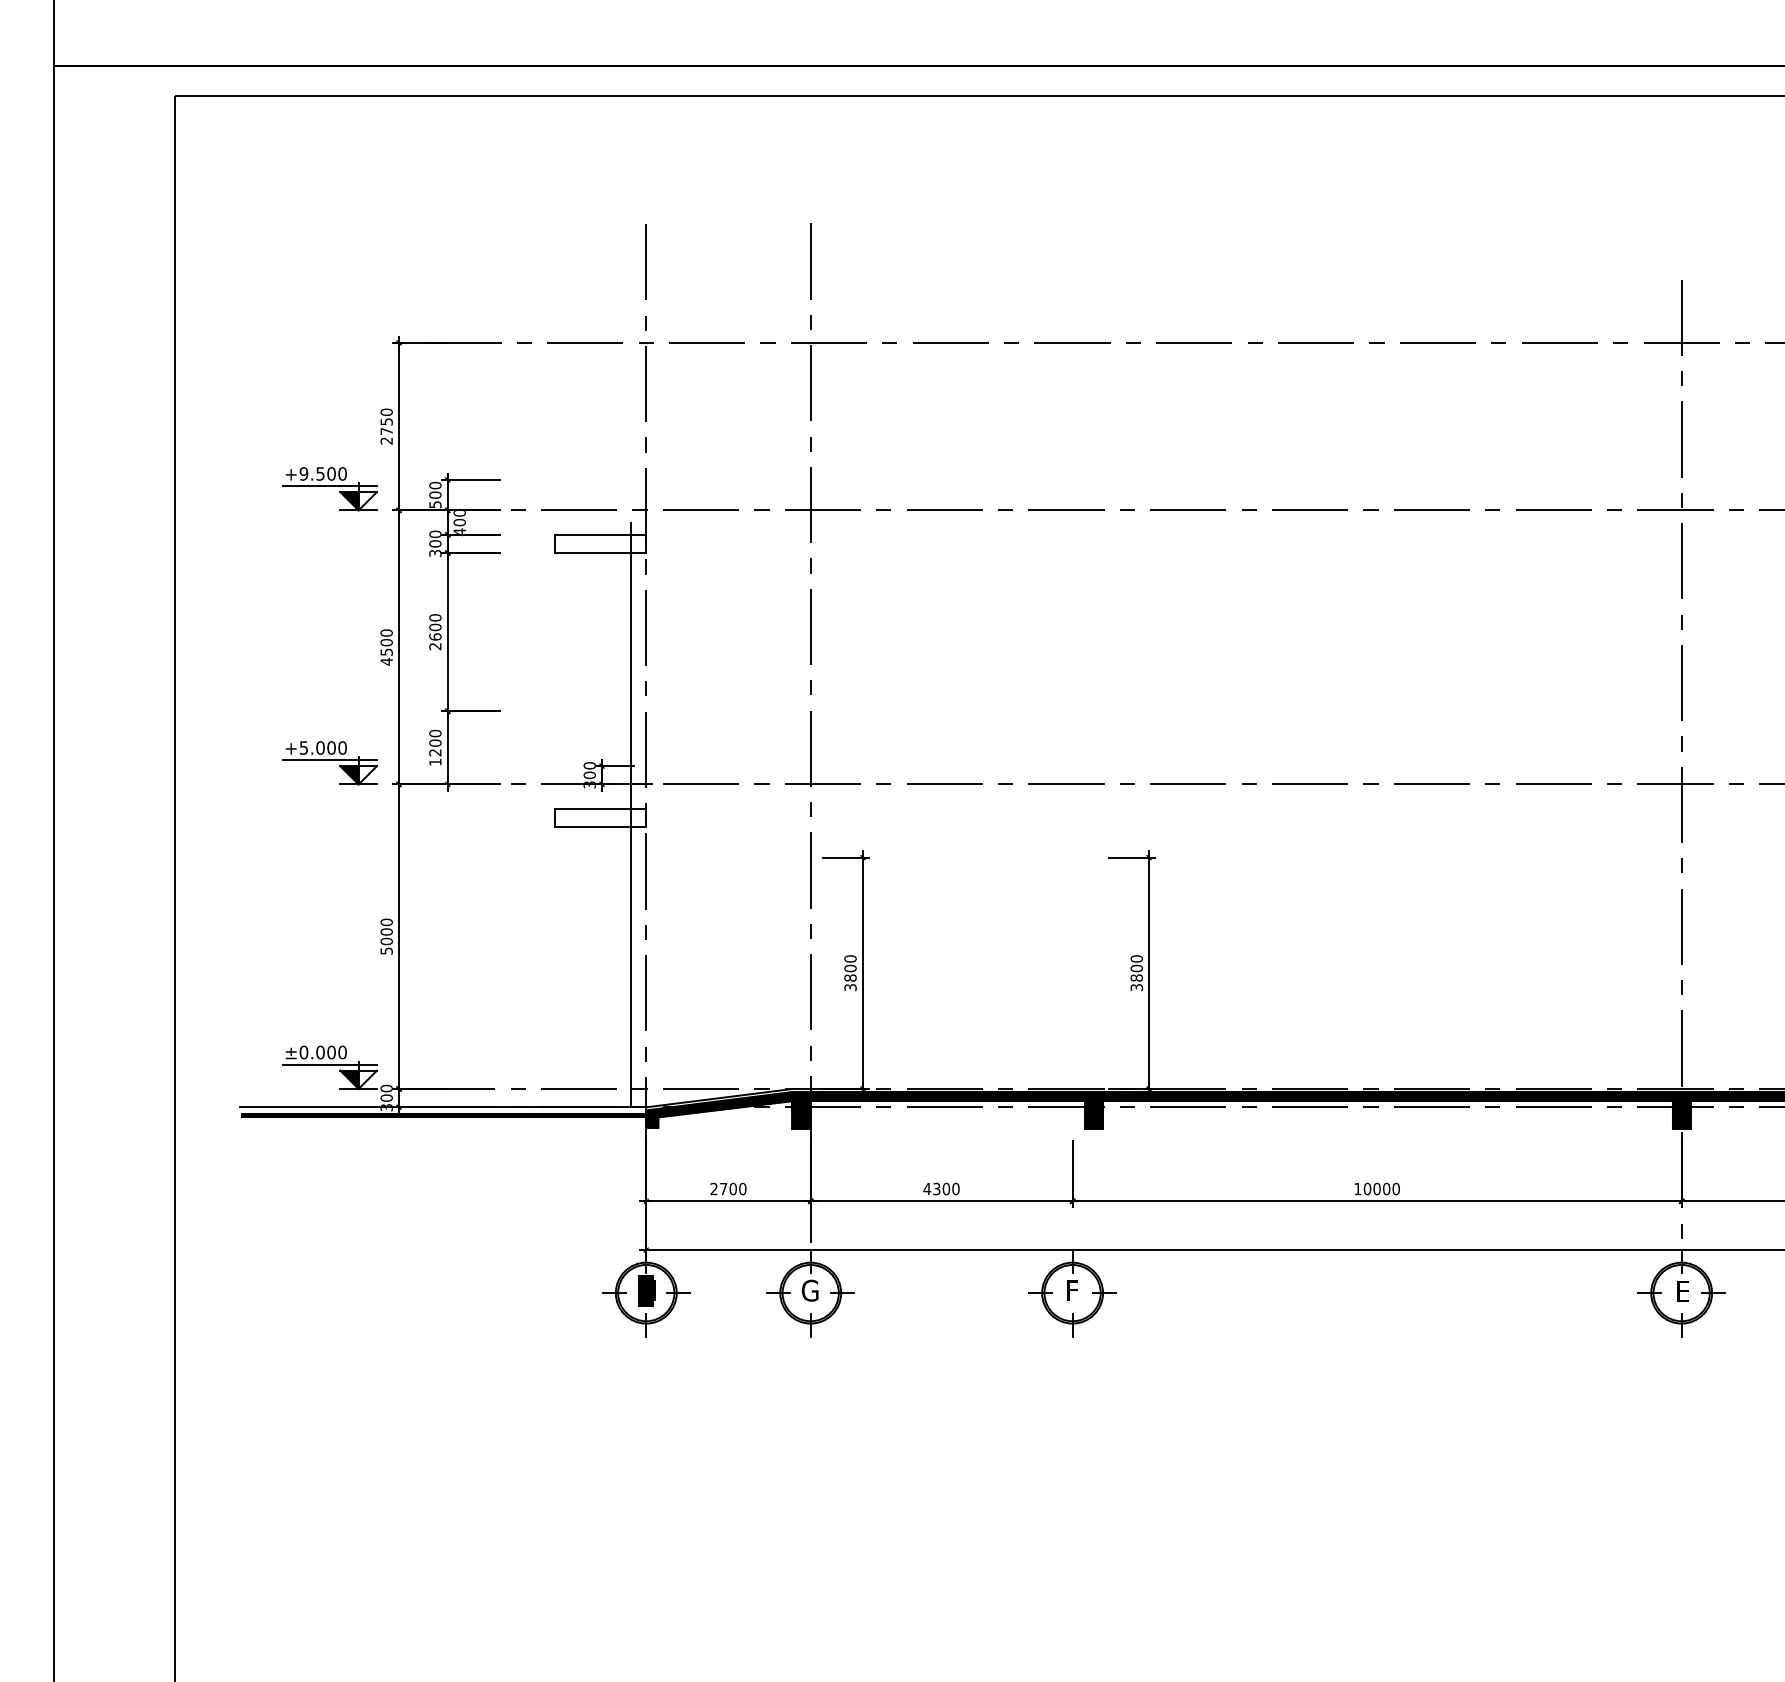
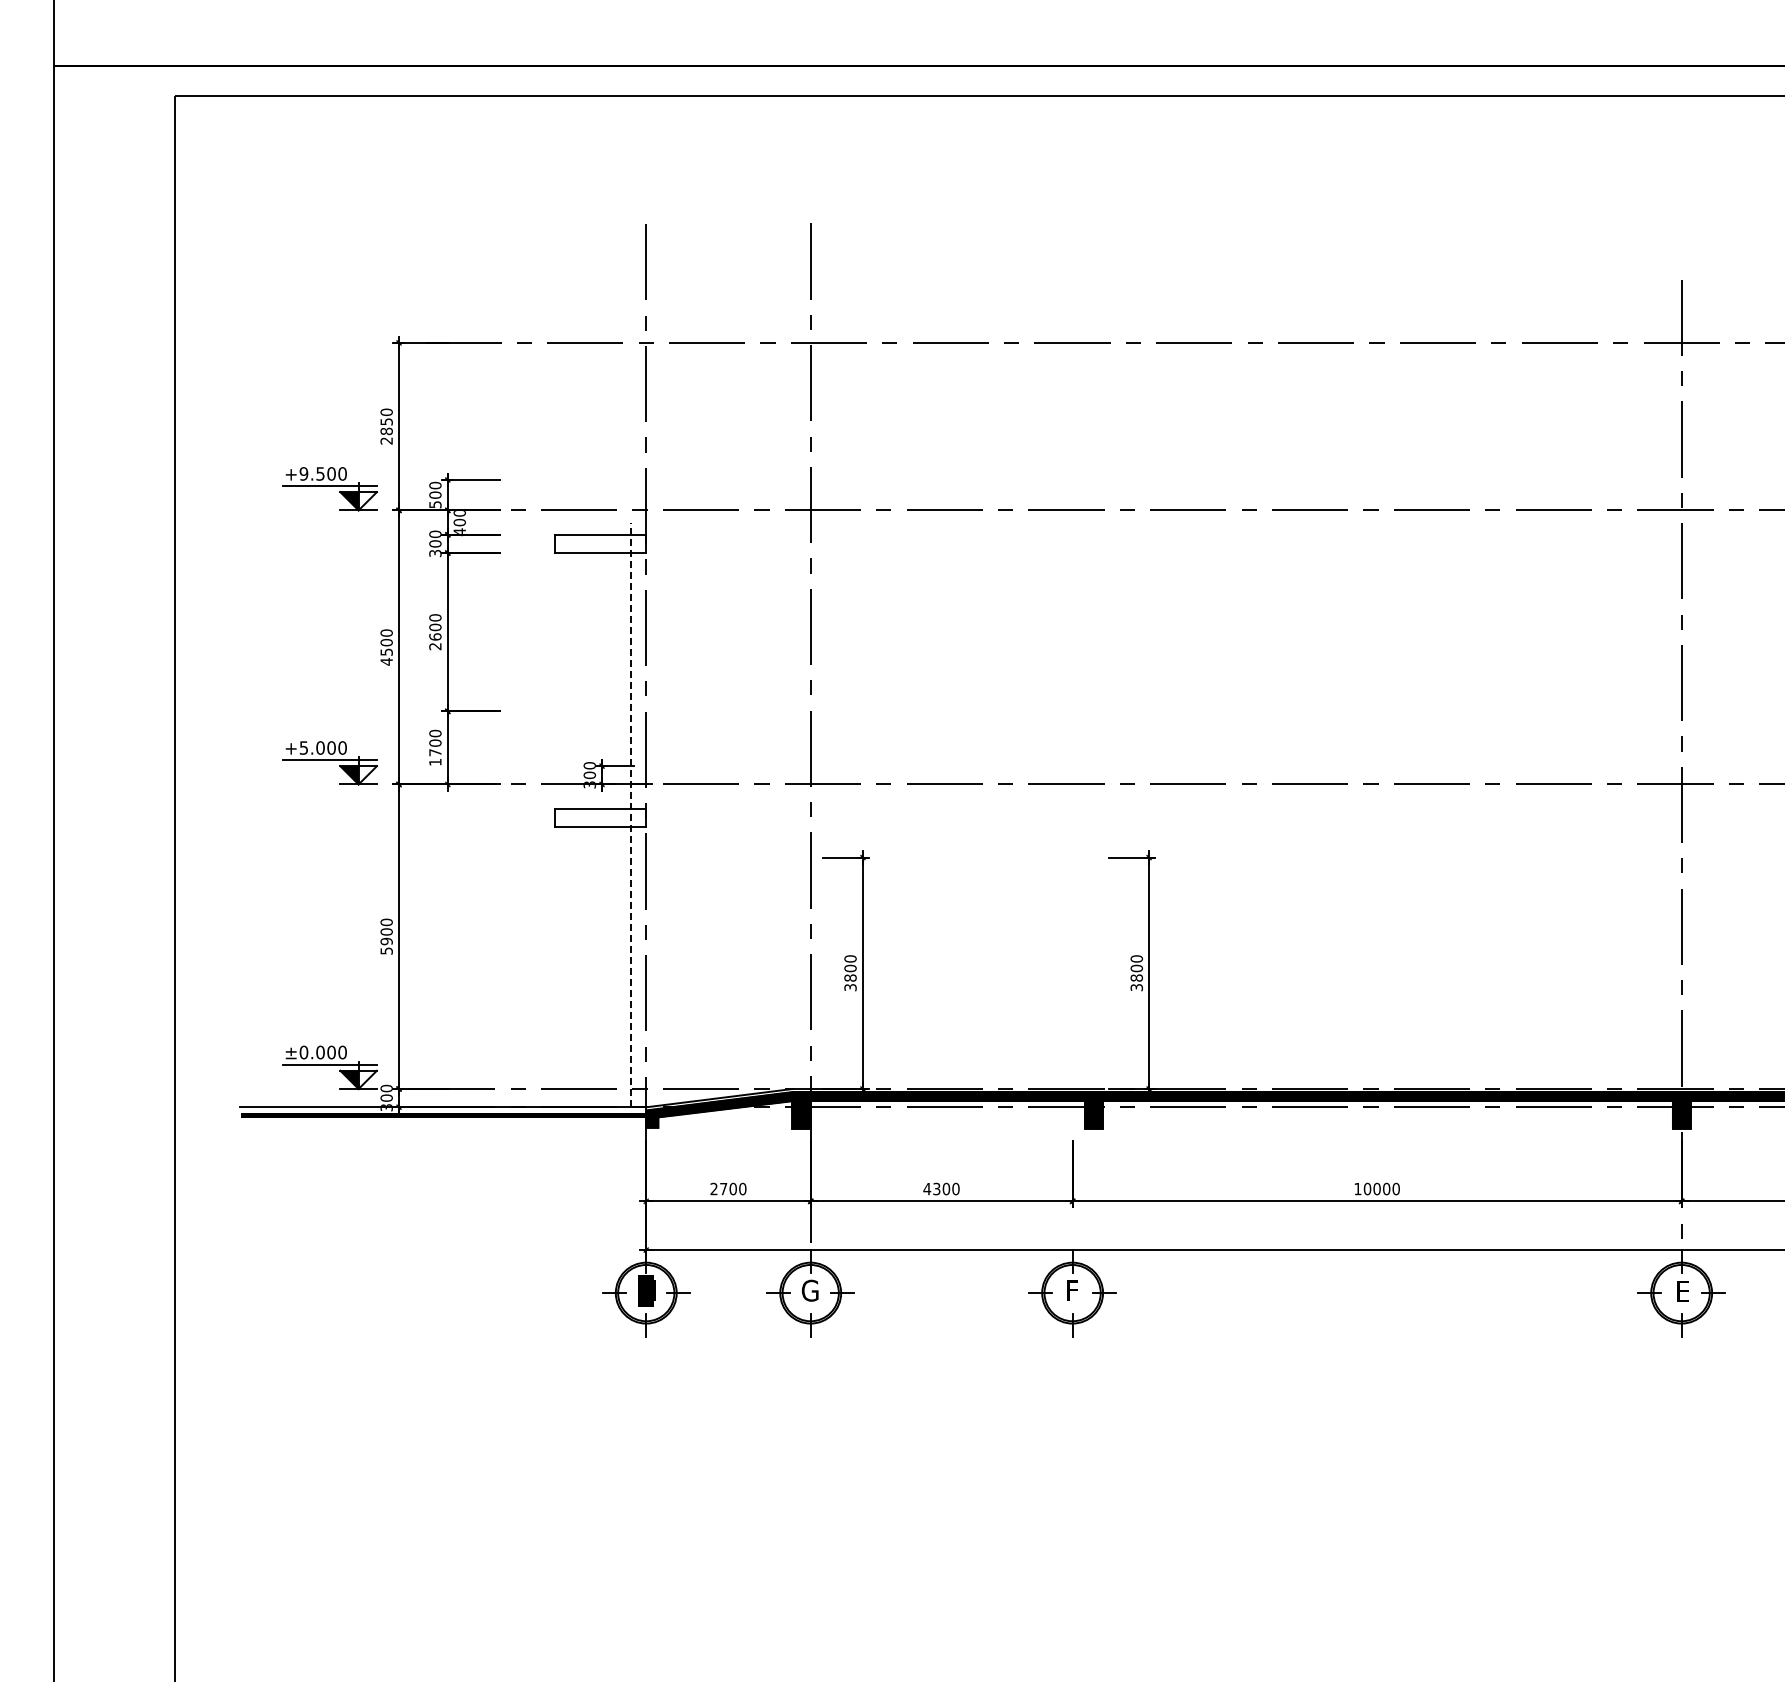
text: 2750 -> 2850 (386, 431)
text: 1200 -> 1700 (435, 752)
line: solid -> dashed (631, 814)
text: 5000 -> 5900 (386, 941)
